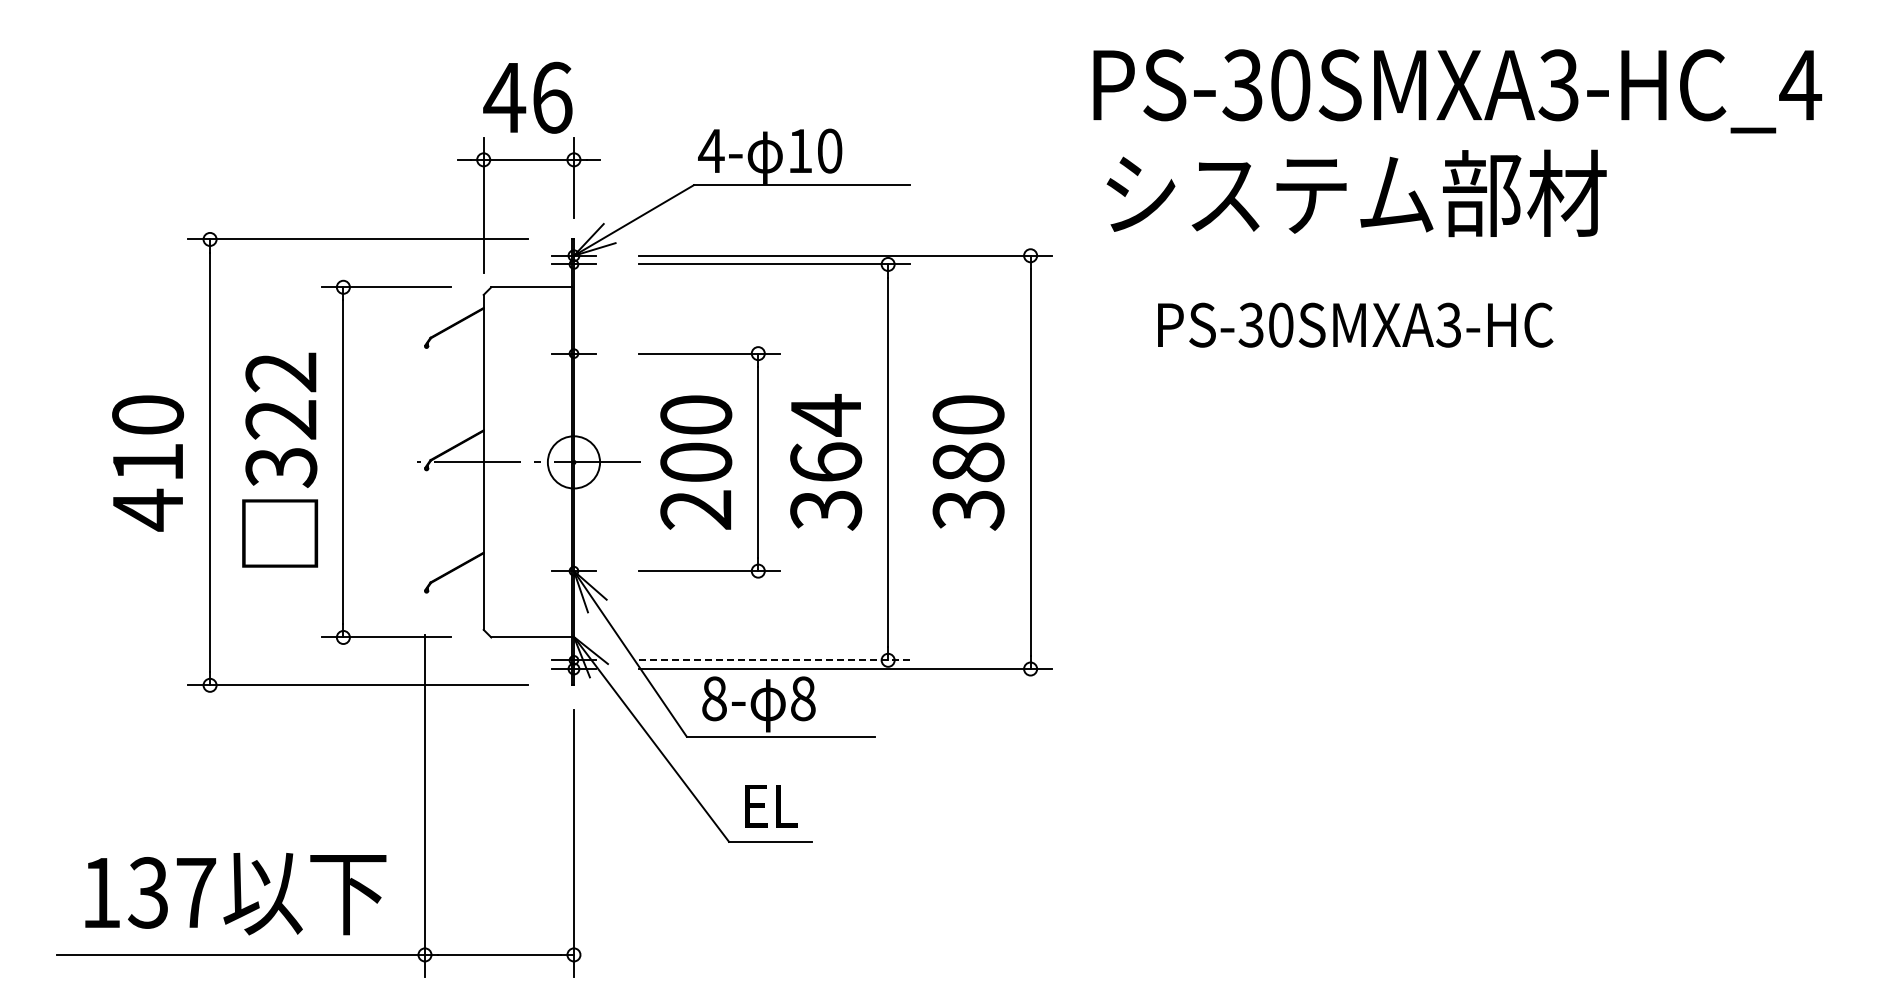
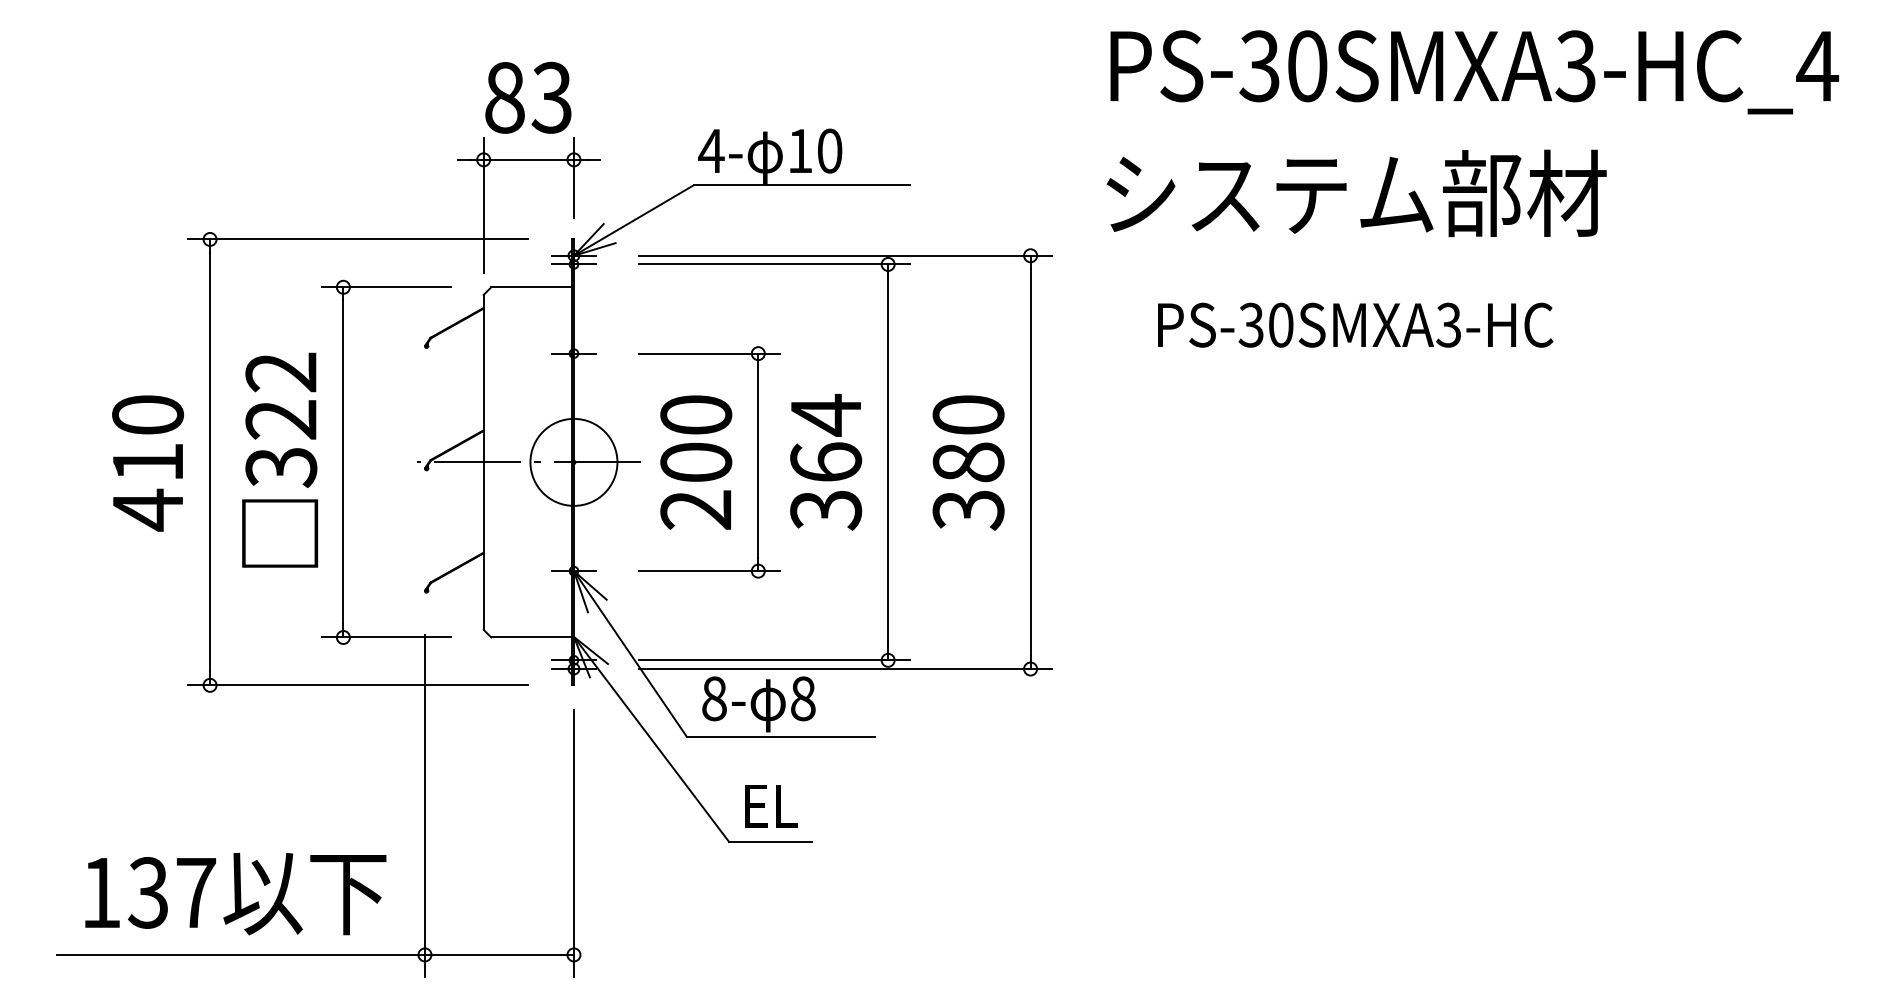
text position: (1457, 91) -> (1474, 72) (1474, 72)
text: 46 -> 83 (527, 97)
circle diameter: 52 px -> 87 px (573, 461)
line: dashed -> solid (775, 660)
